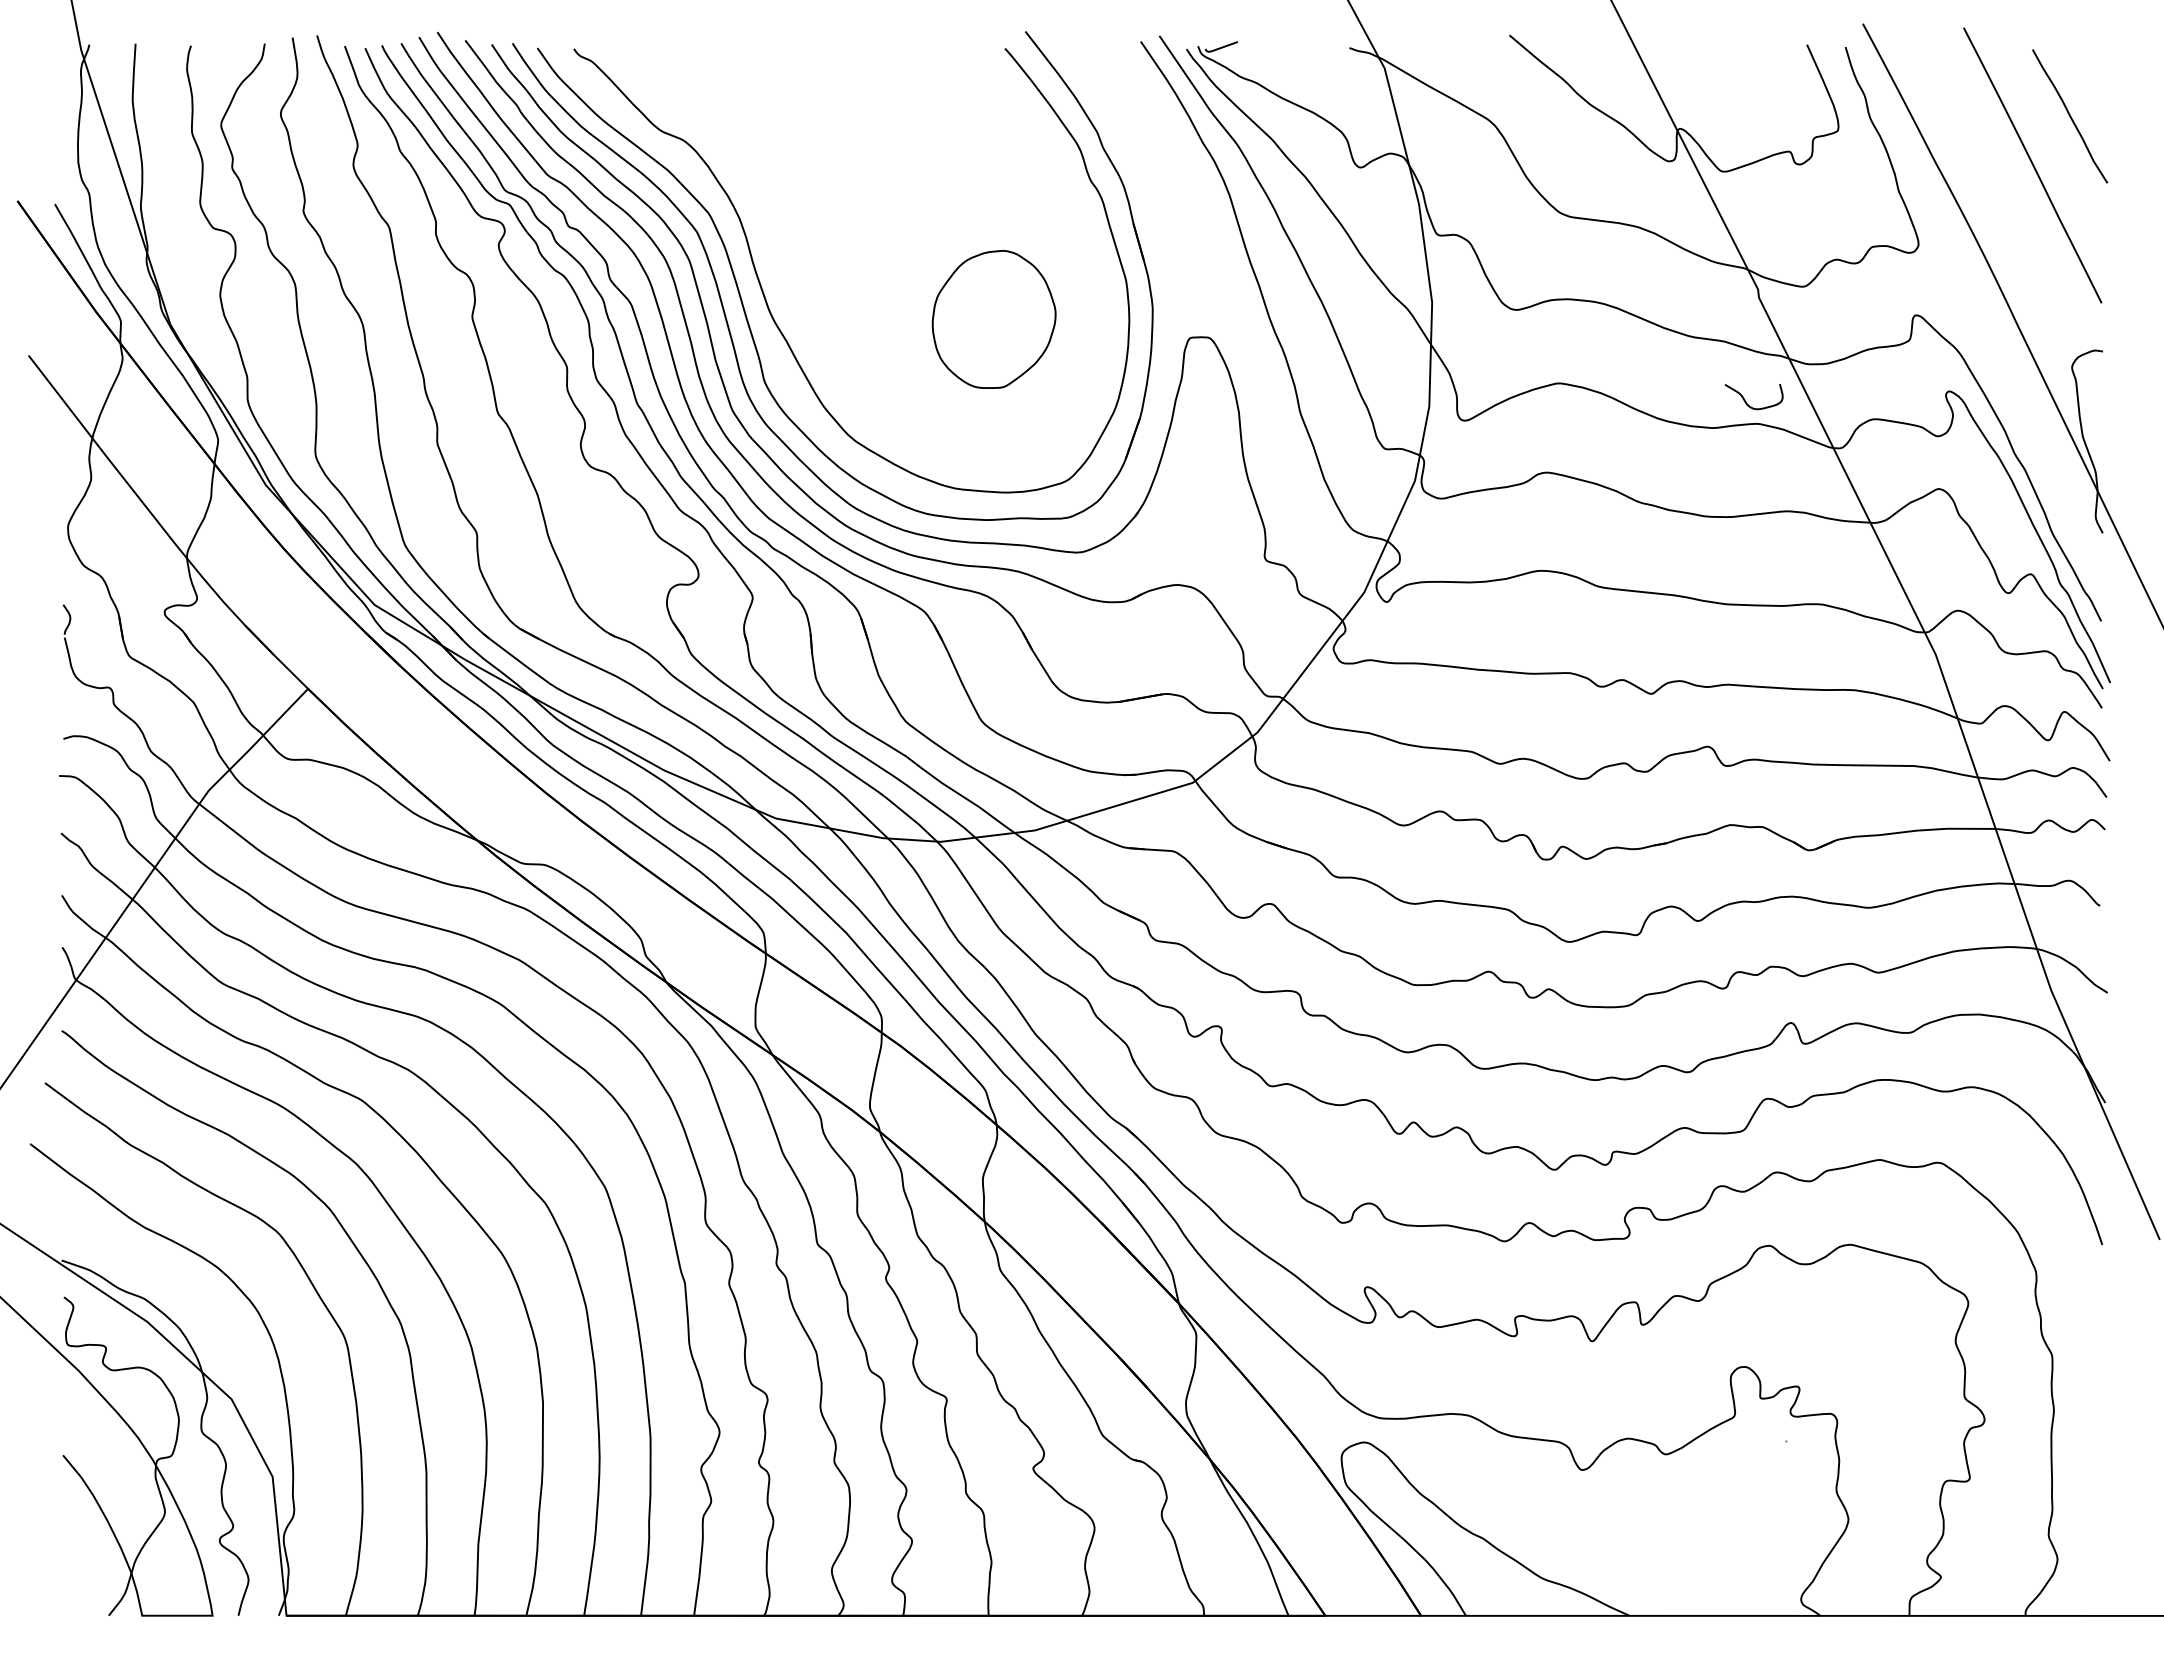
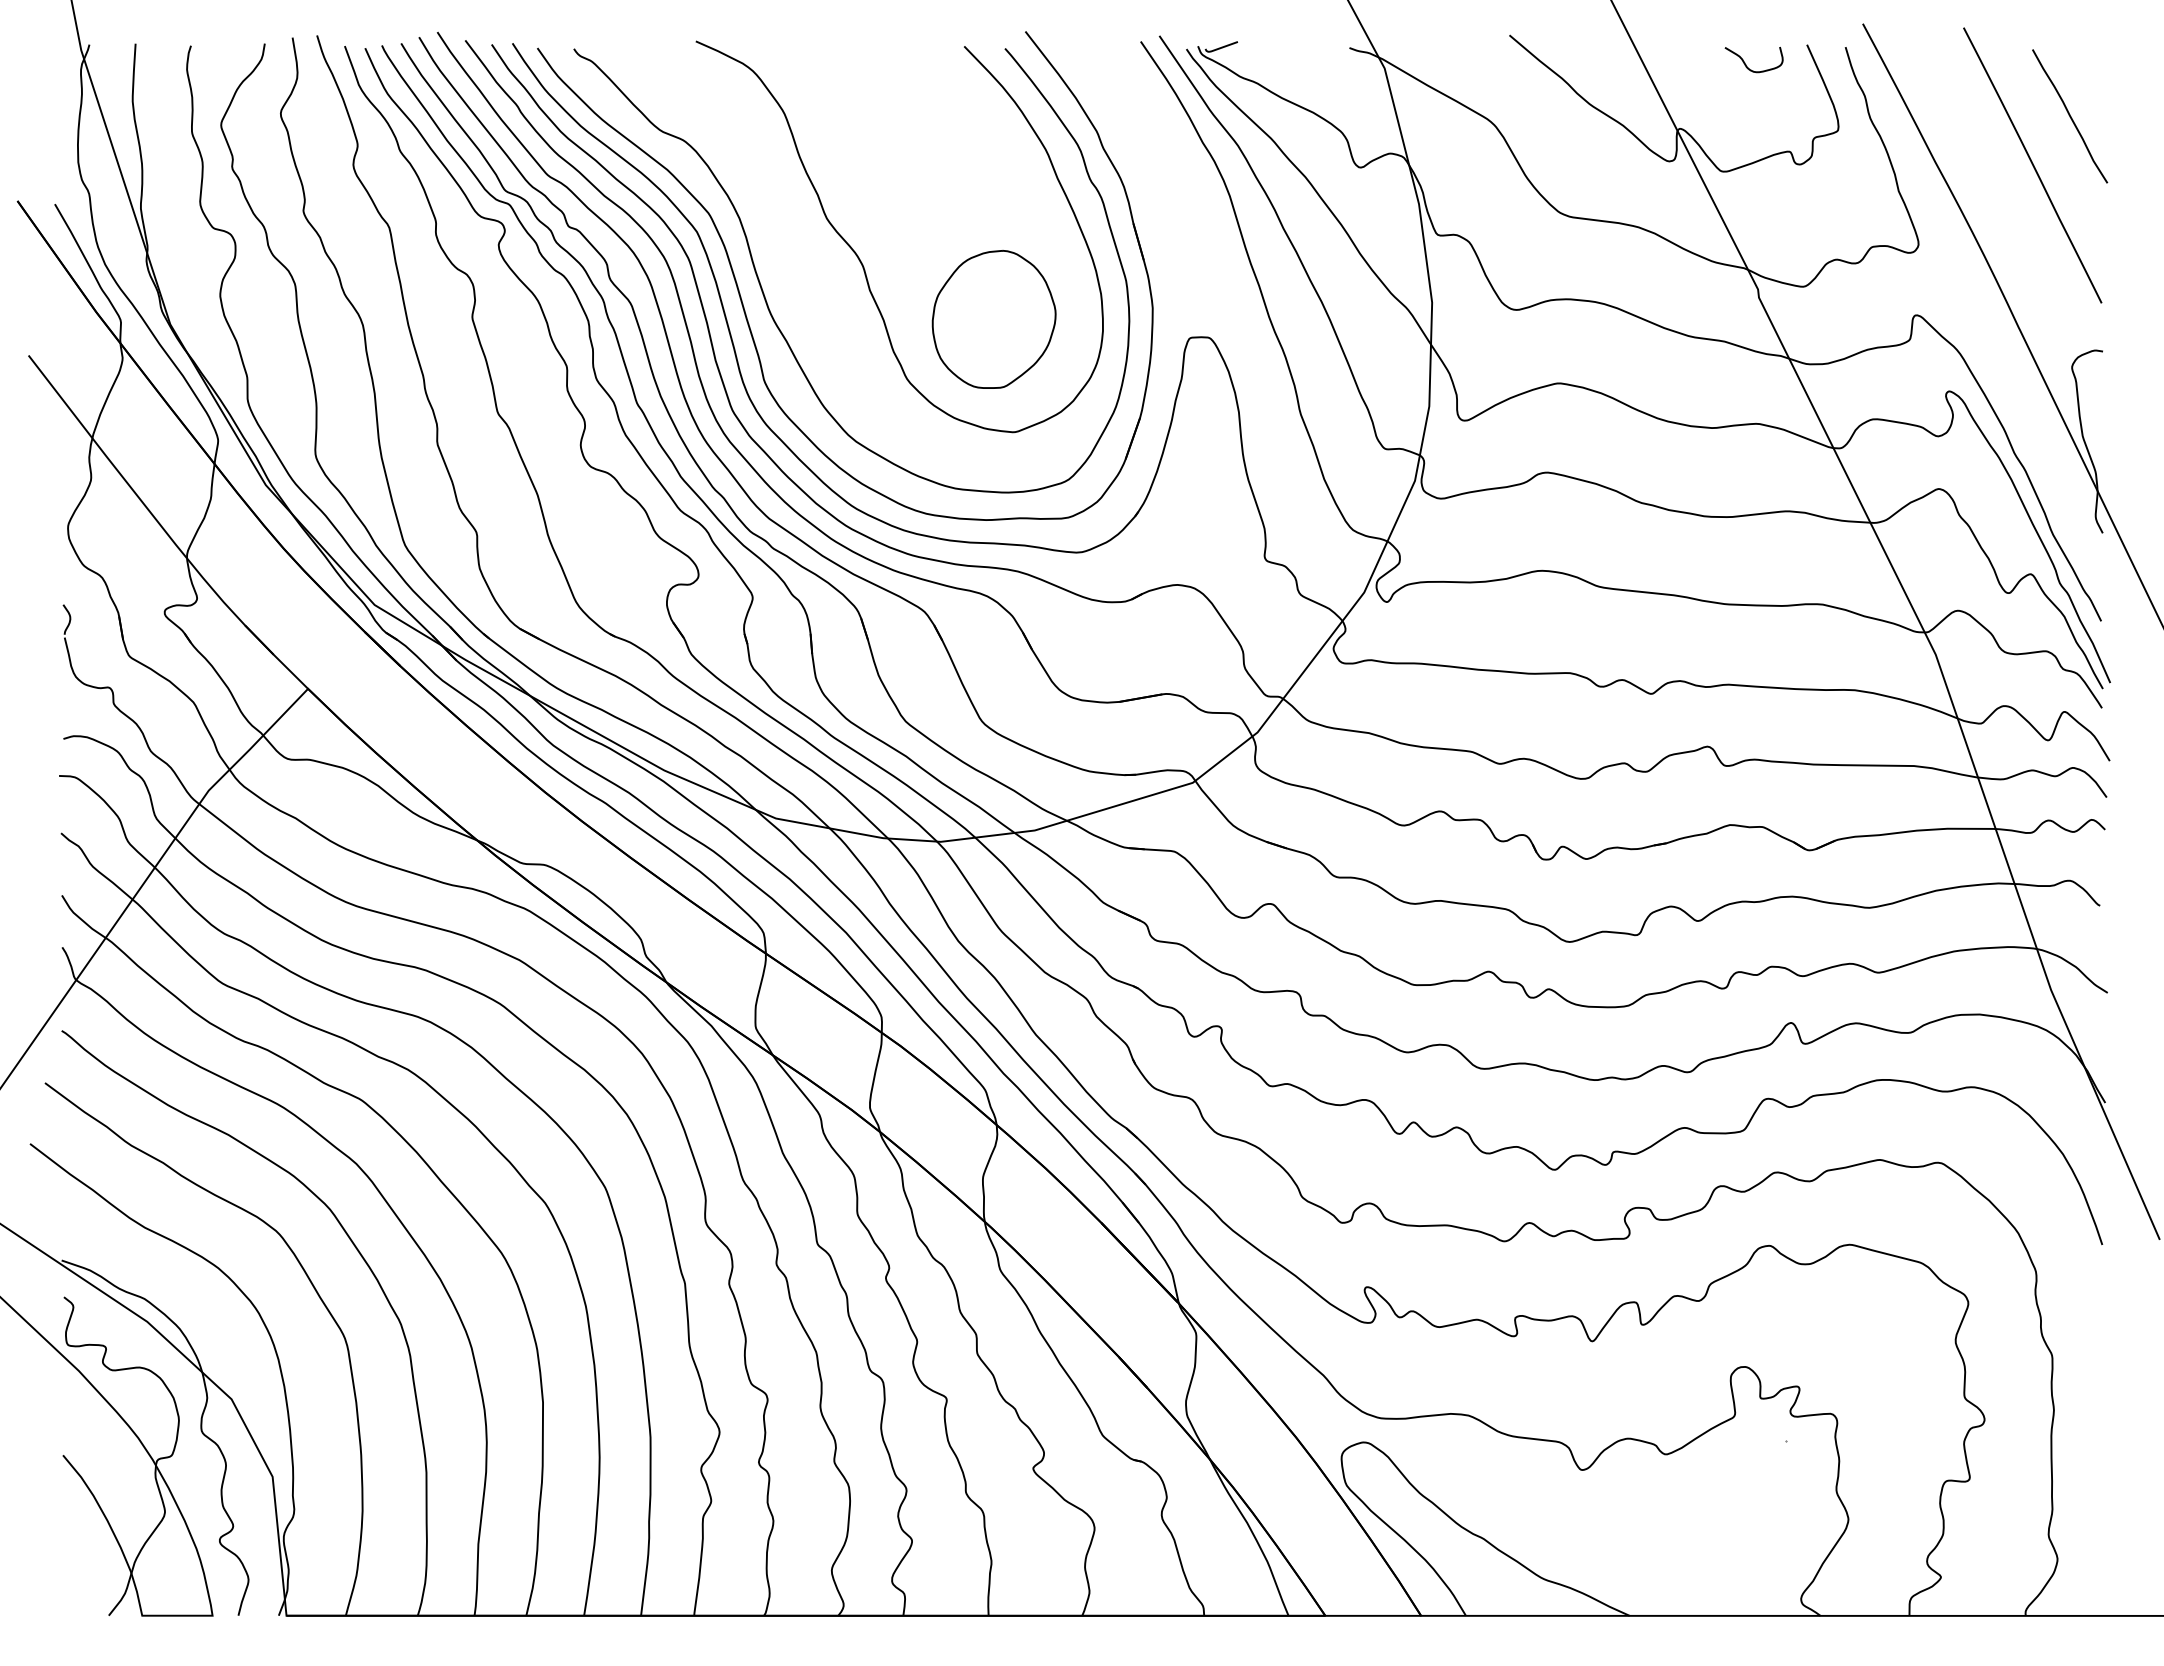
curve: none -> present (859, 257)
curve position: (1746, 401) -> (1746, 64) (1746, 64)
